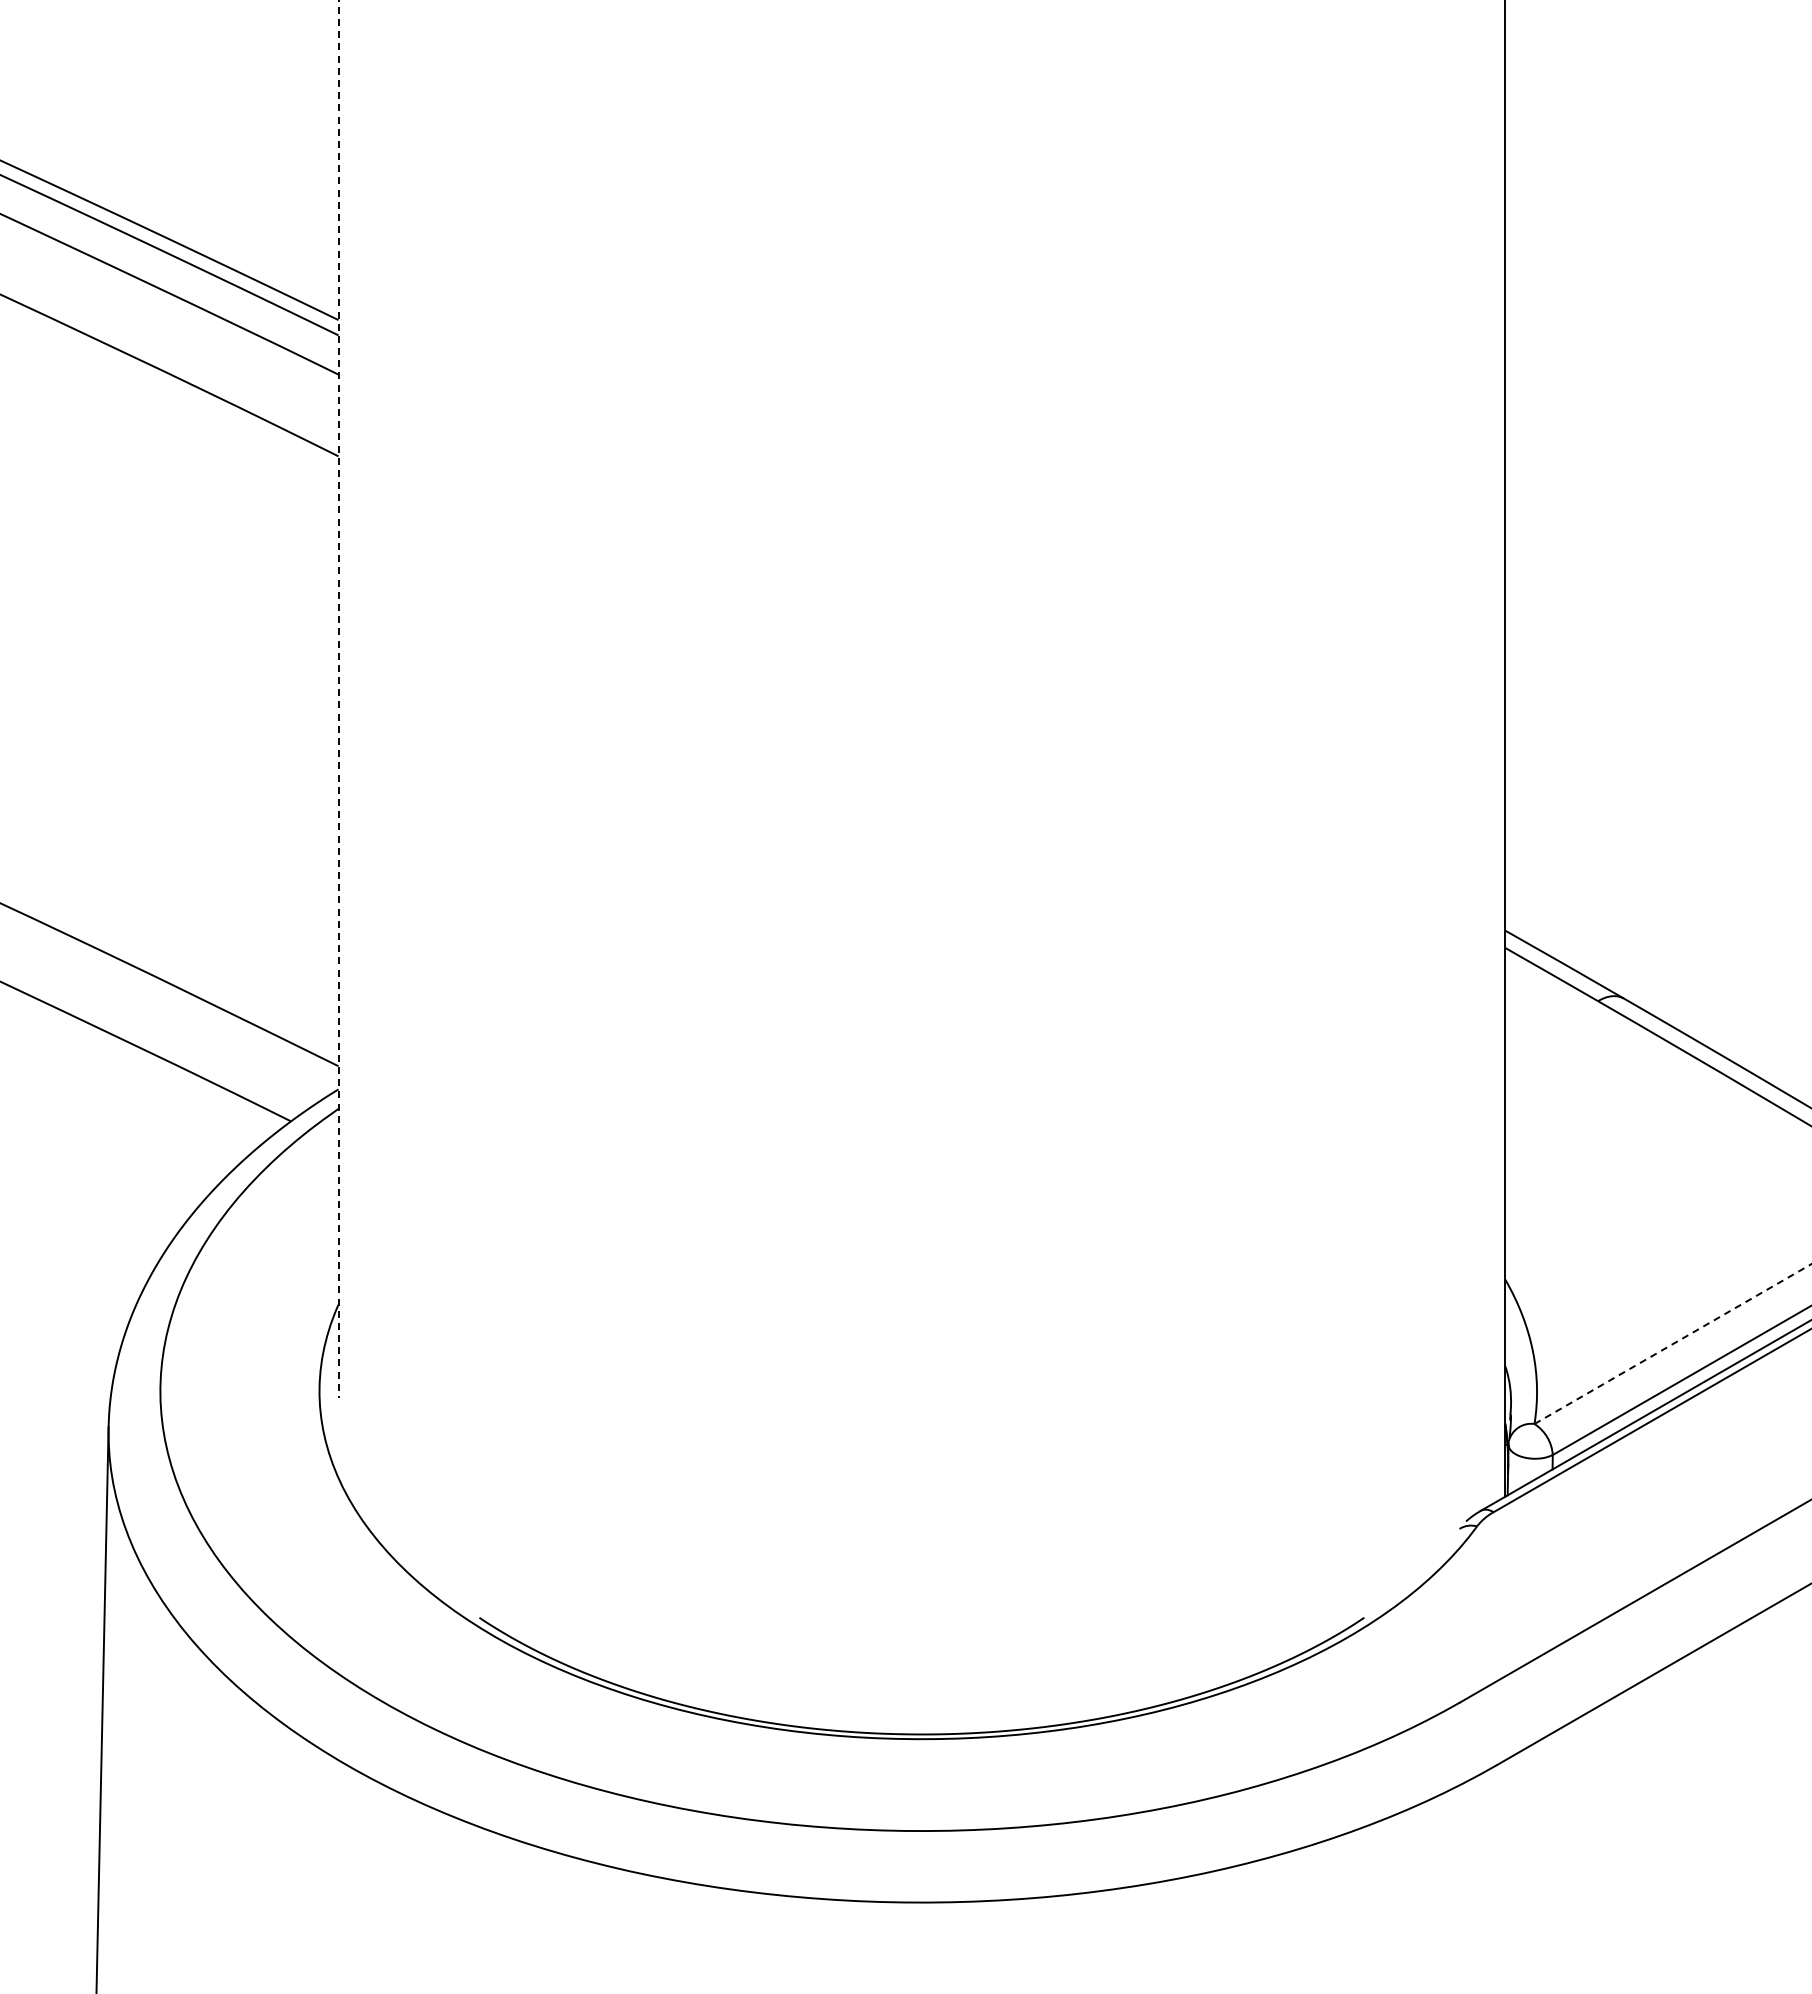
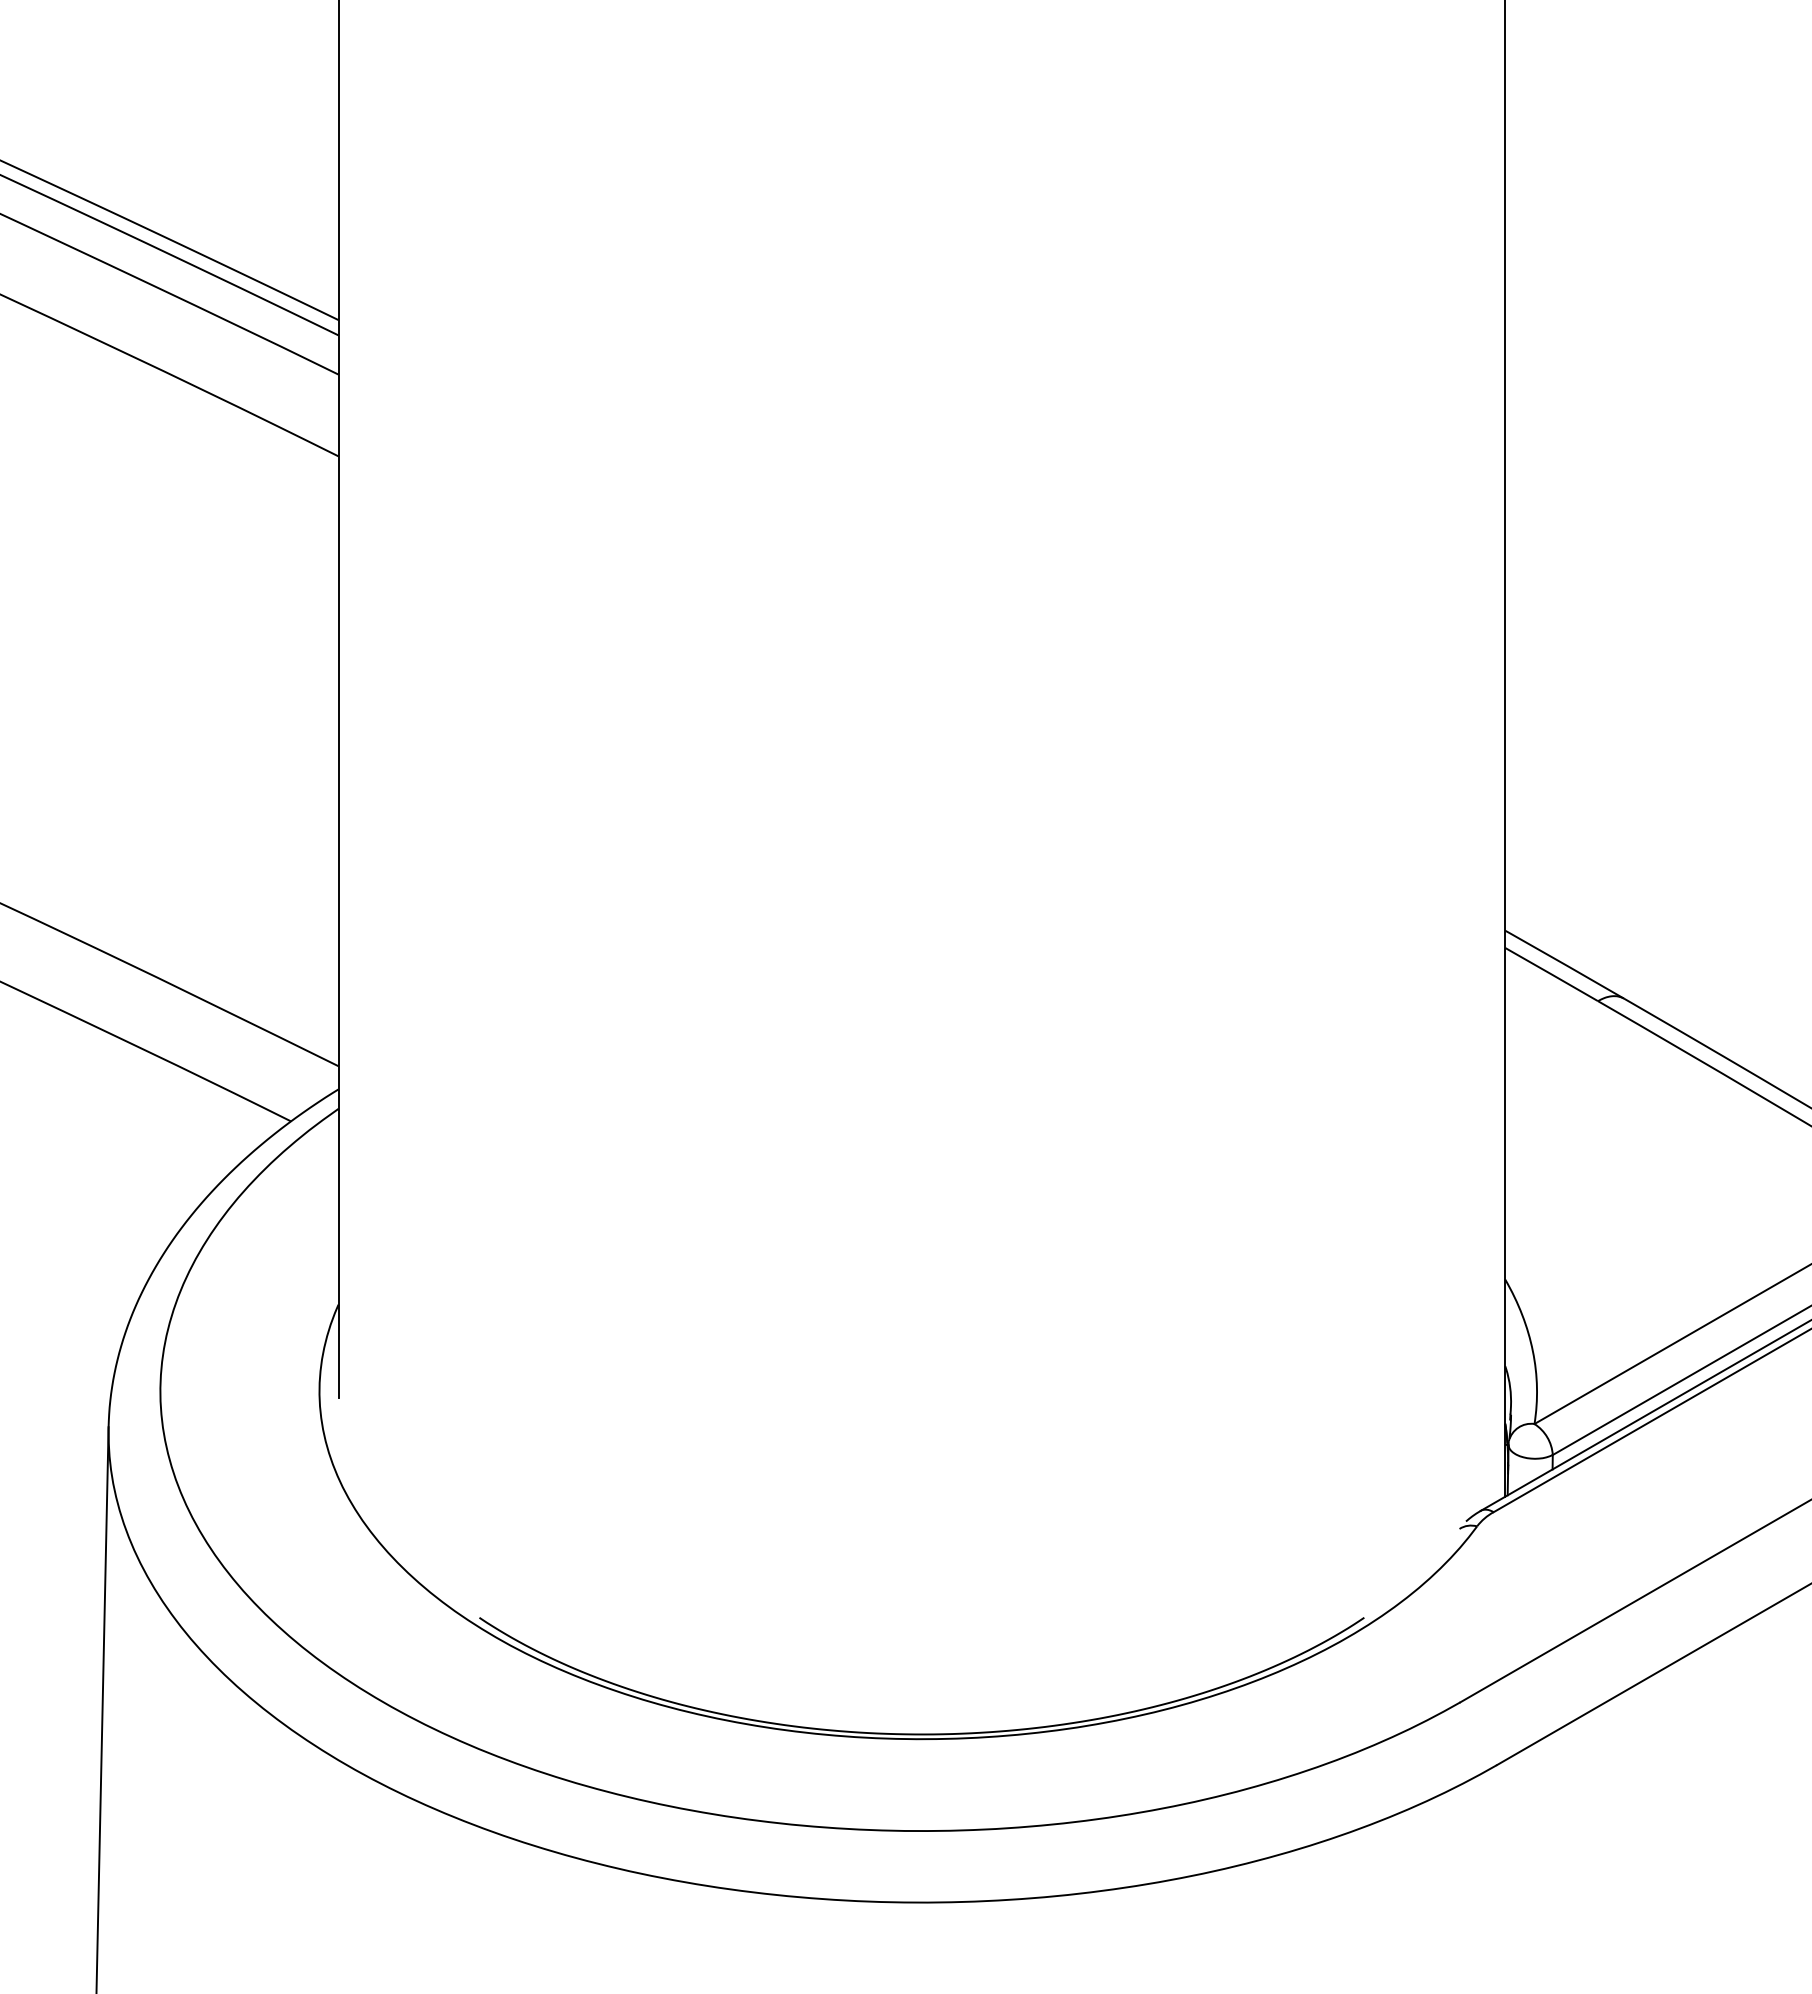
line: dashed -> solid (338, 699)
line: dashed -> solid (1673, 1344)
